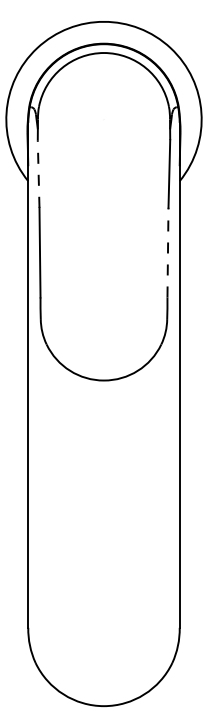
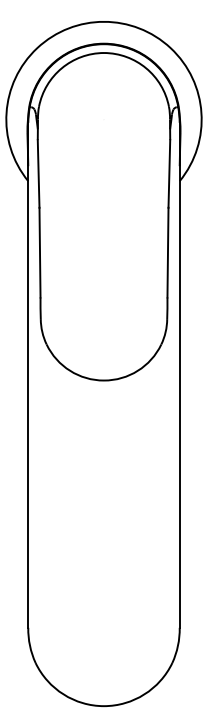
line: dashed -> solid (38, 173)
line: dashed -> solid (167, 252)
